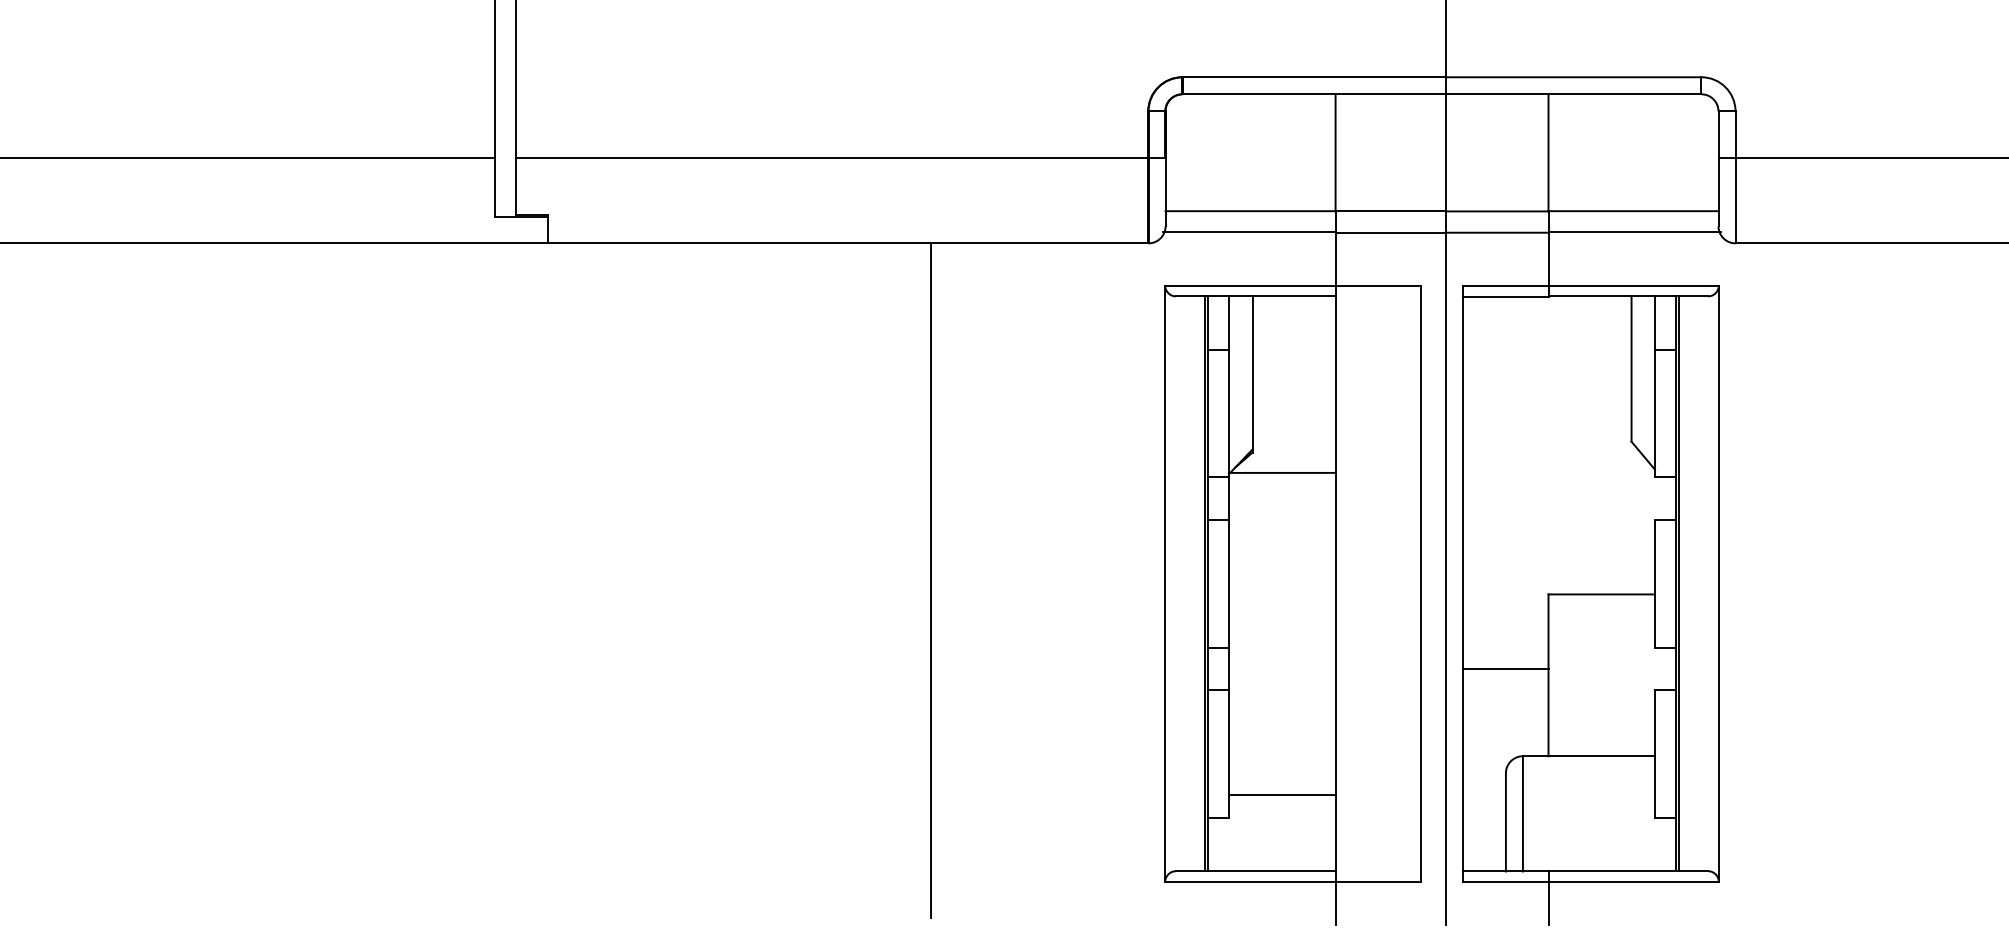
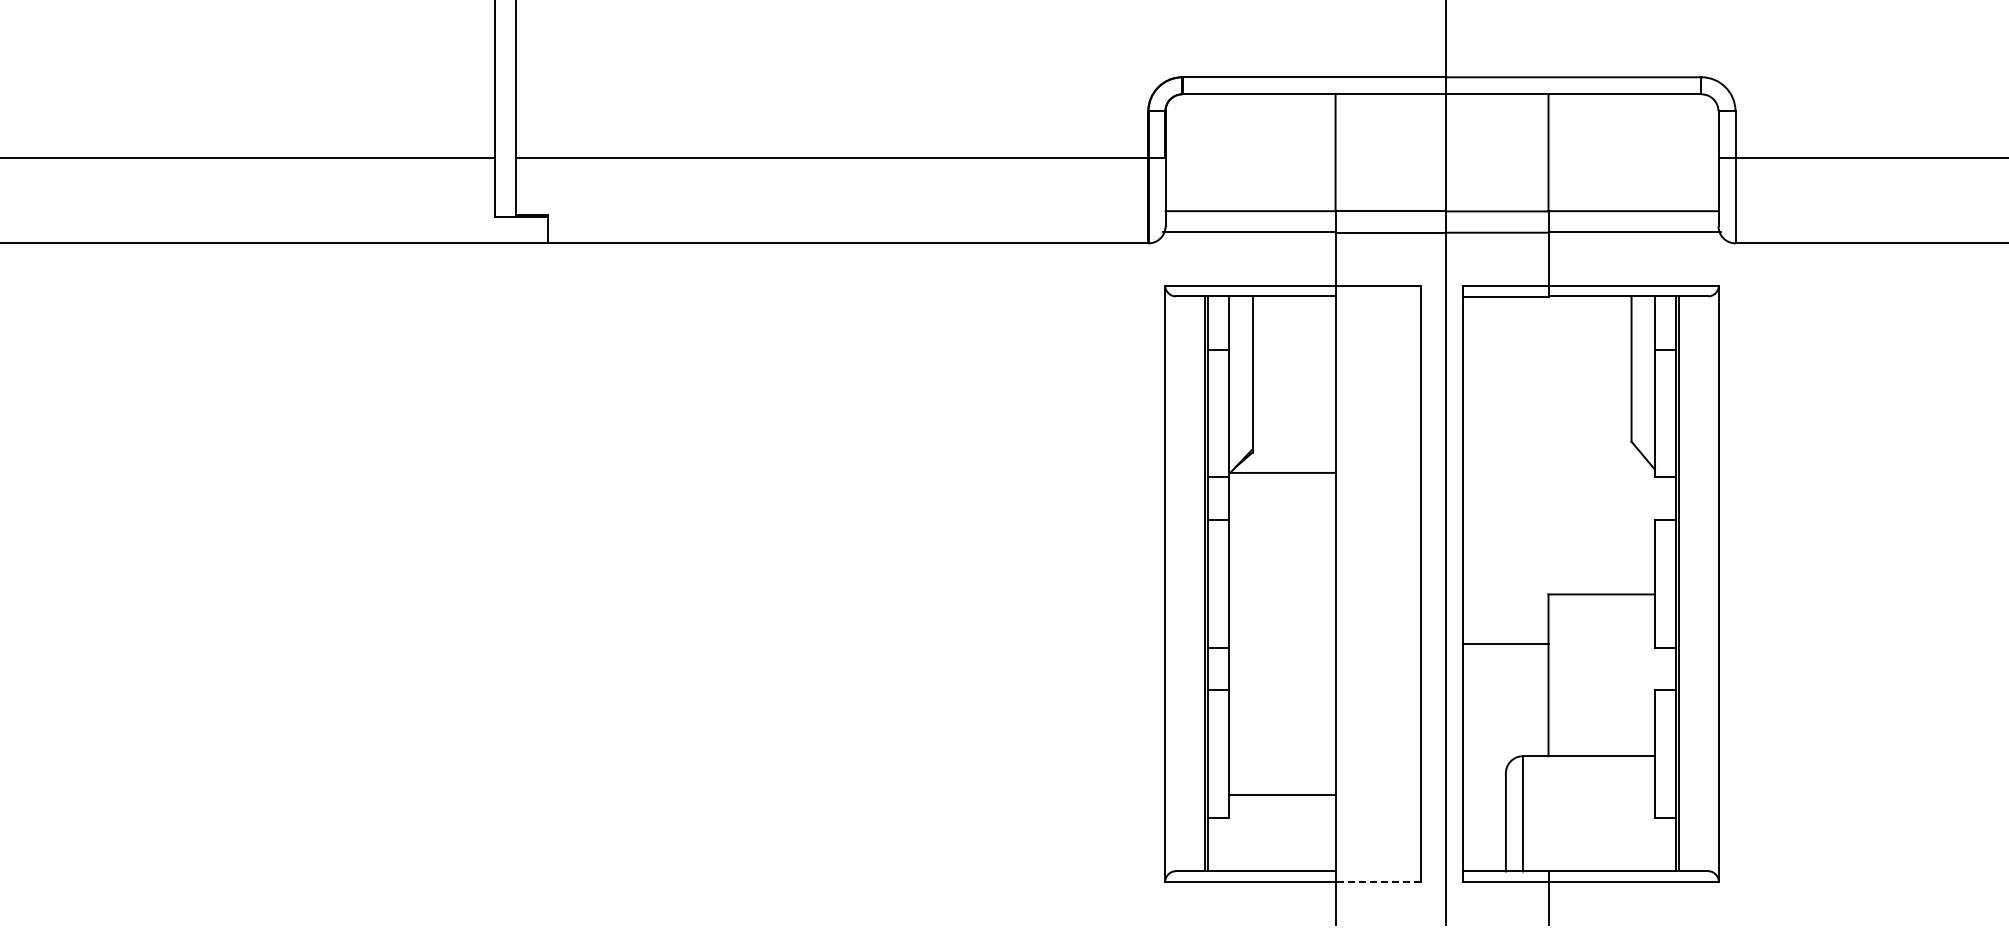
line: present -> none (931, 580)
line position: (1505, 669) -> (1505, 644) (1505, 644)
line: solid -> dashed (1378, 882)
